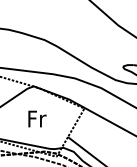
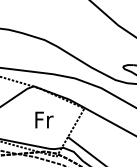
text position: (37, 118) -> (44, 119) (44, 119)
